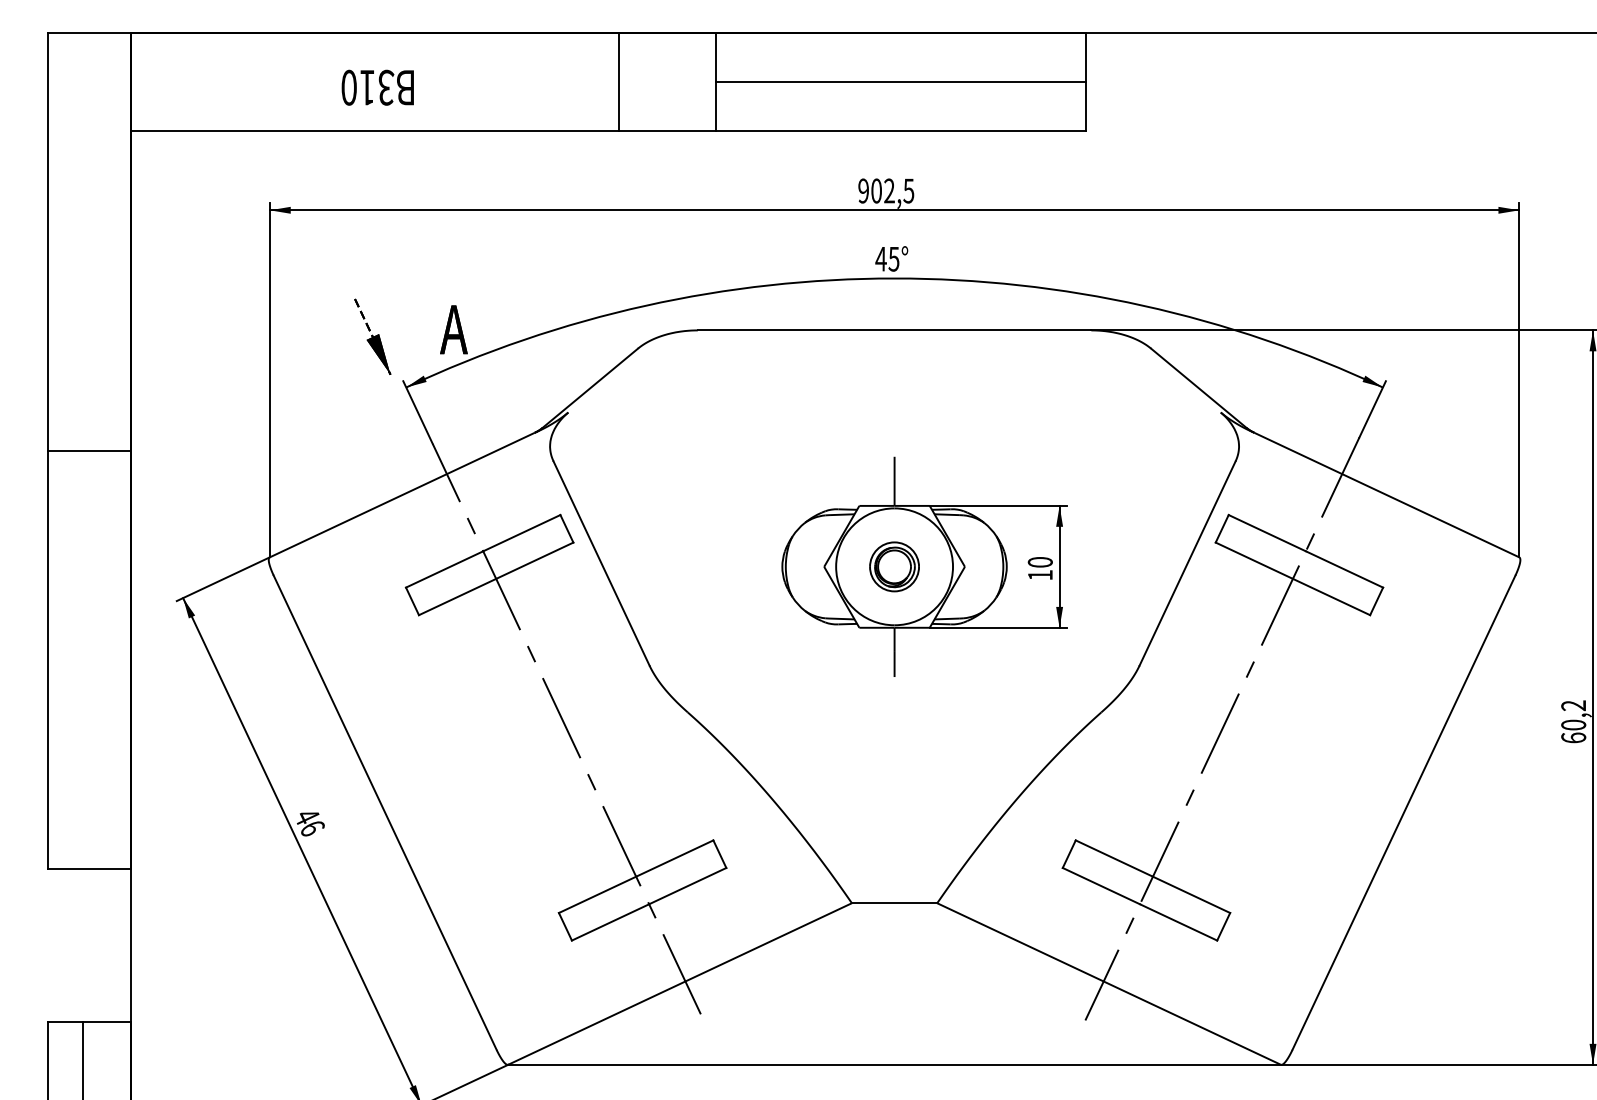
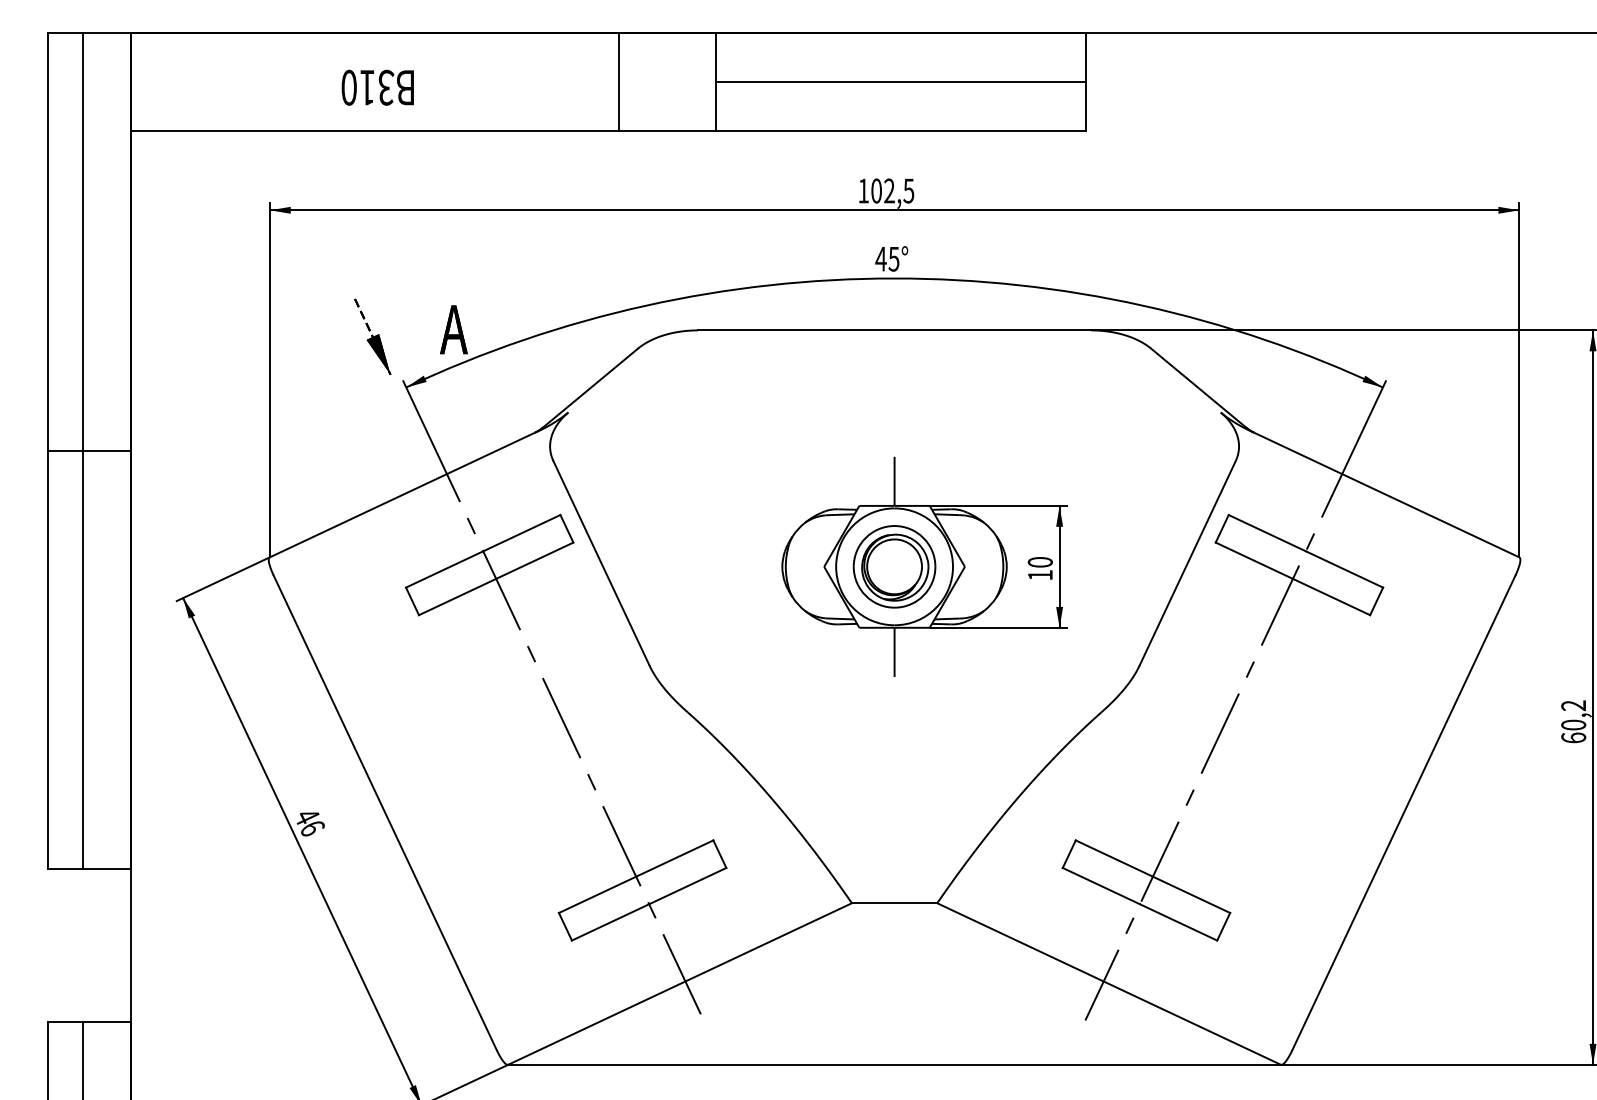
text: 902,5 -> 102,5 (863, 190)
line: none -> present (82, 450)
part size: 51x52 px -> 85x84 px (894, 566)
